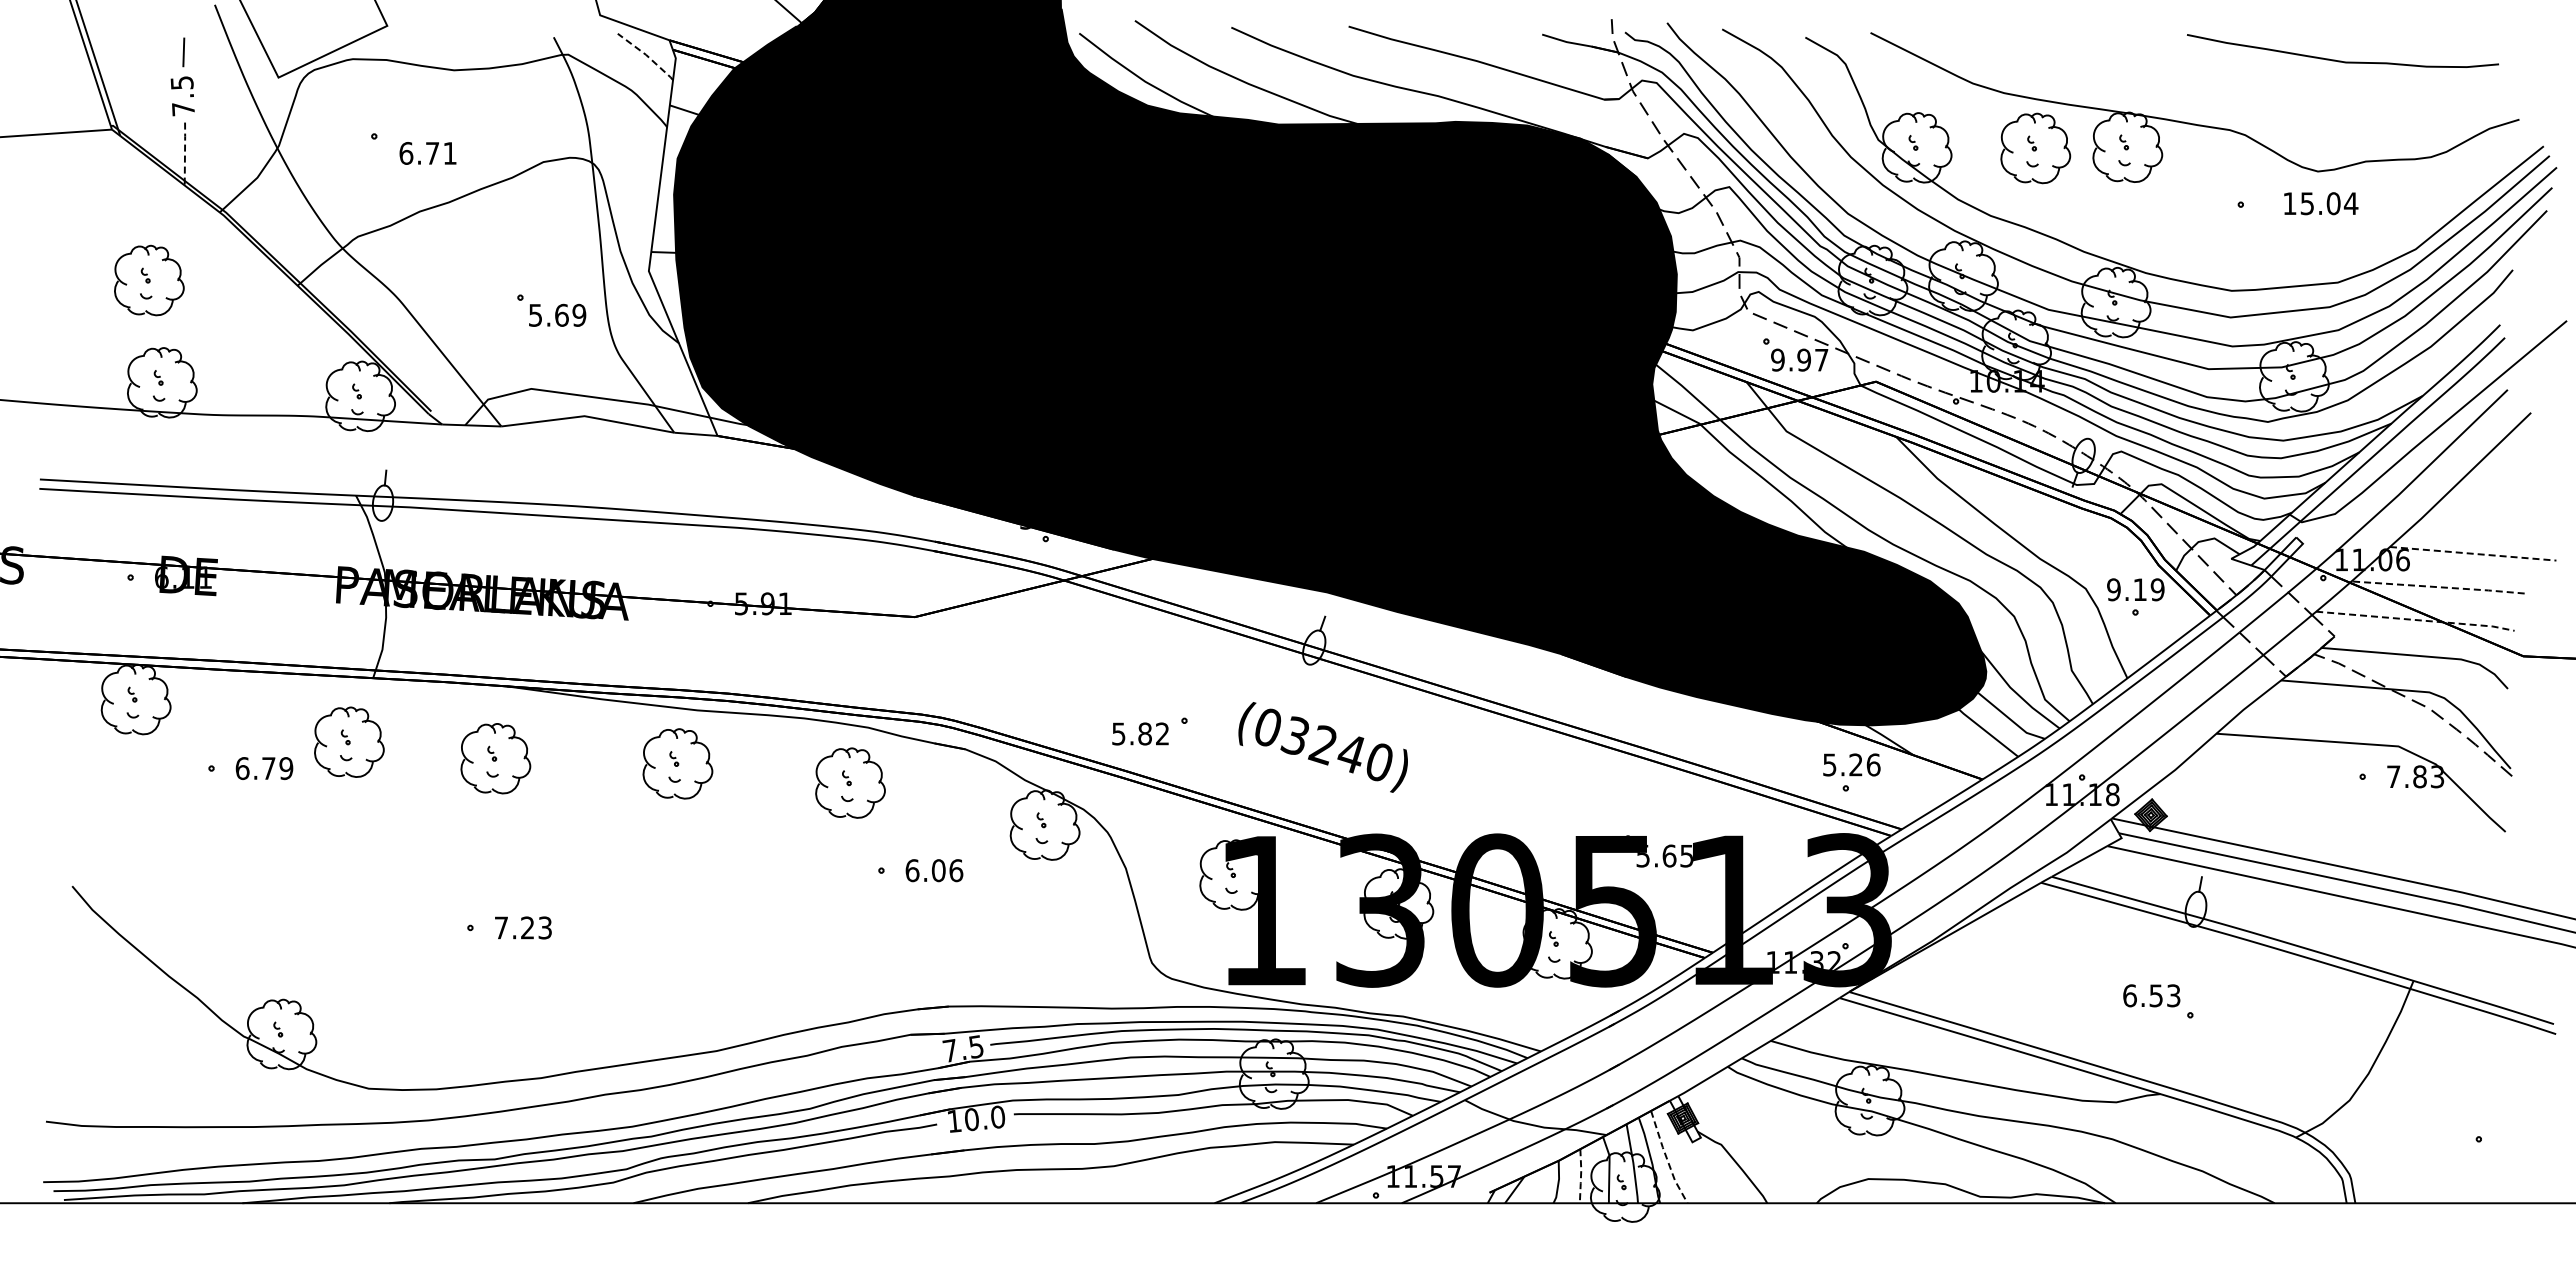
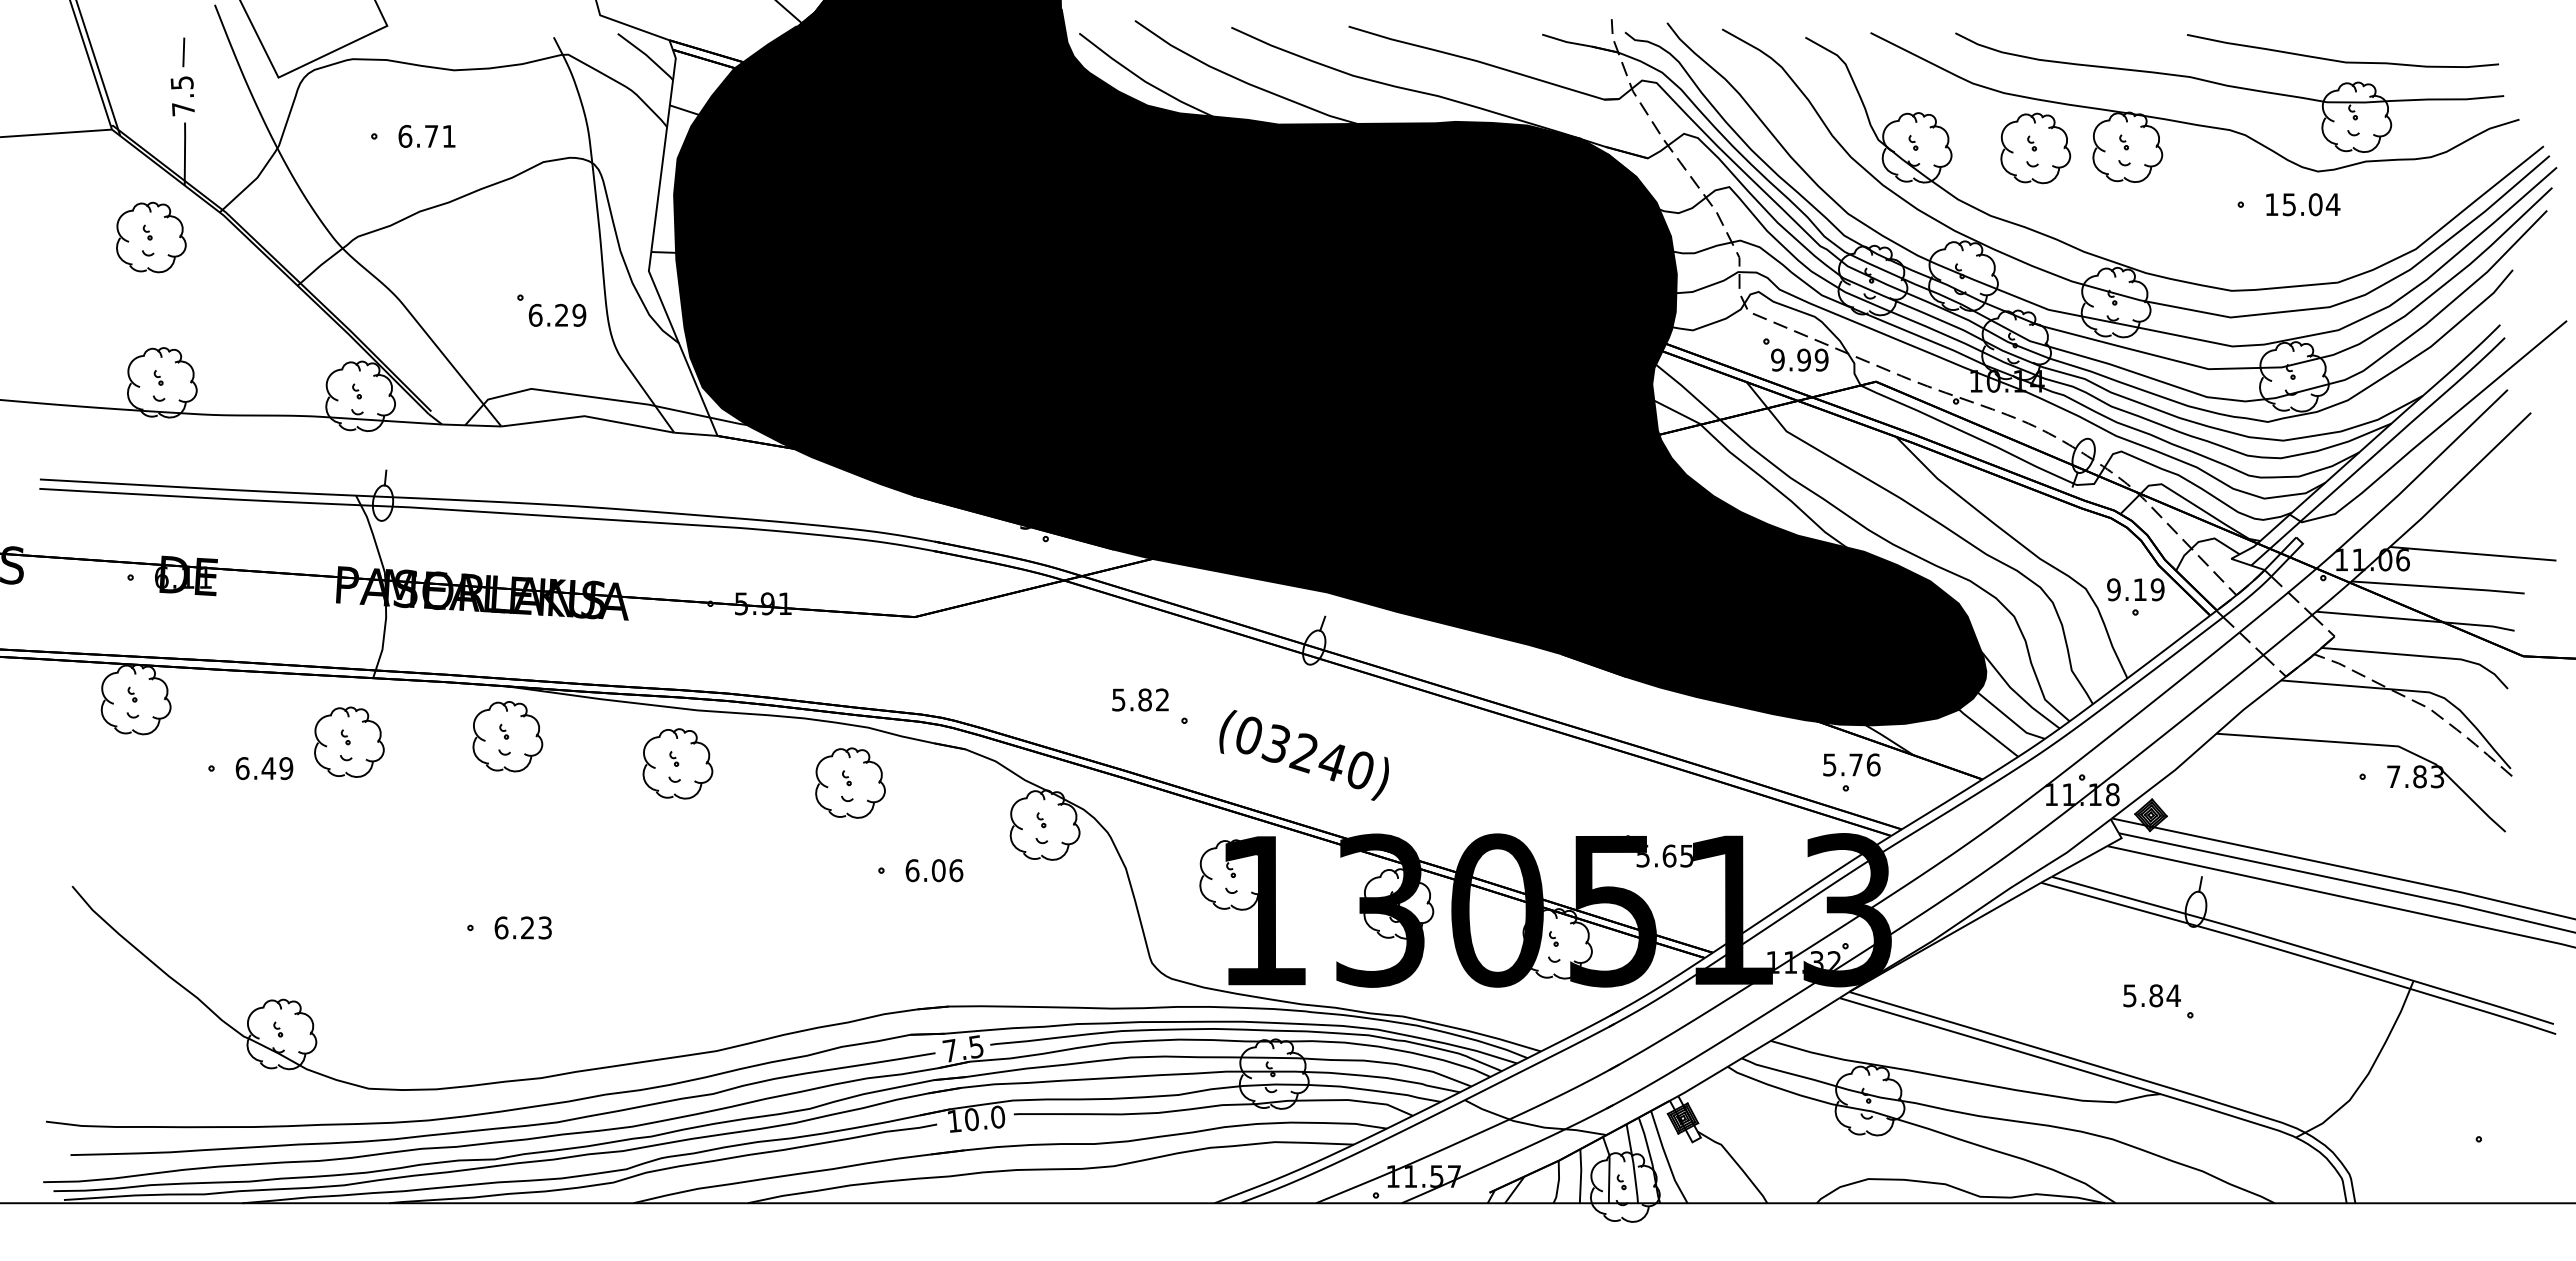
line: dashed -> solid (646, 55)
part: none -> present (2229, 92)
line: dashed -> solid (185, 153)
text position: (427, 153) -> (426, 136) (426, 136)
text position: (2321, 203) -> (2303, 204) (2303, 204)
part position: (149, 280) -> (151, 237) (151, 237)
text: 5.69 -> 6.29 (548, 314)
text: 9.97 -> 9.99 (1821, 359)
line: dashed -> solid (2473, 553)
line: dashed -> solid (2438, 587)
line: dashed -> solid (2416, 620)
text position: (1140, 733) -> (1140, 699) (1140, 699)
text position: (1322, 747) -> (1303, 755) (1303, 755)
part position: (495, 758) -> (507, 736) (507, 736)
text: 5.26 -> 5.76 (1855, 764)
text: 6.79 -> 6.49 (268, 768)
text: 7.23 -> 6.23 (501, 927)
text: 6.53 -> 5.84 (2151, 995)
curve: none -> present (505, 1126)
line: dashed -> solid (1666, 1158)
line: dashed -> solid (1581, 1176)
